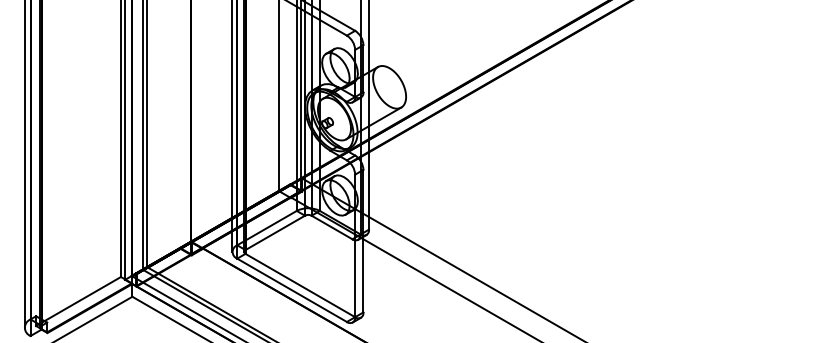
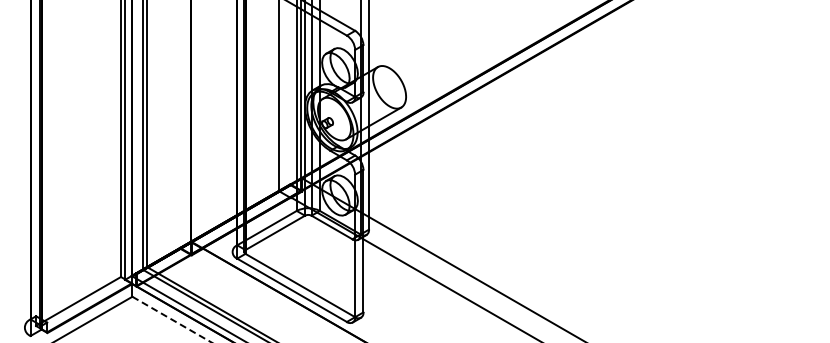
line: present -> none (232, 126)
line: present -> none (24, 164)
line: solid -> dashed (172, 319)
